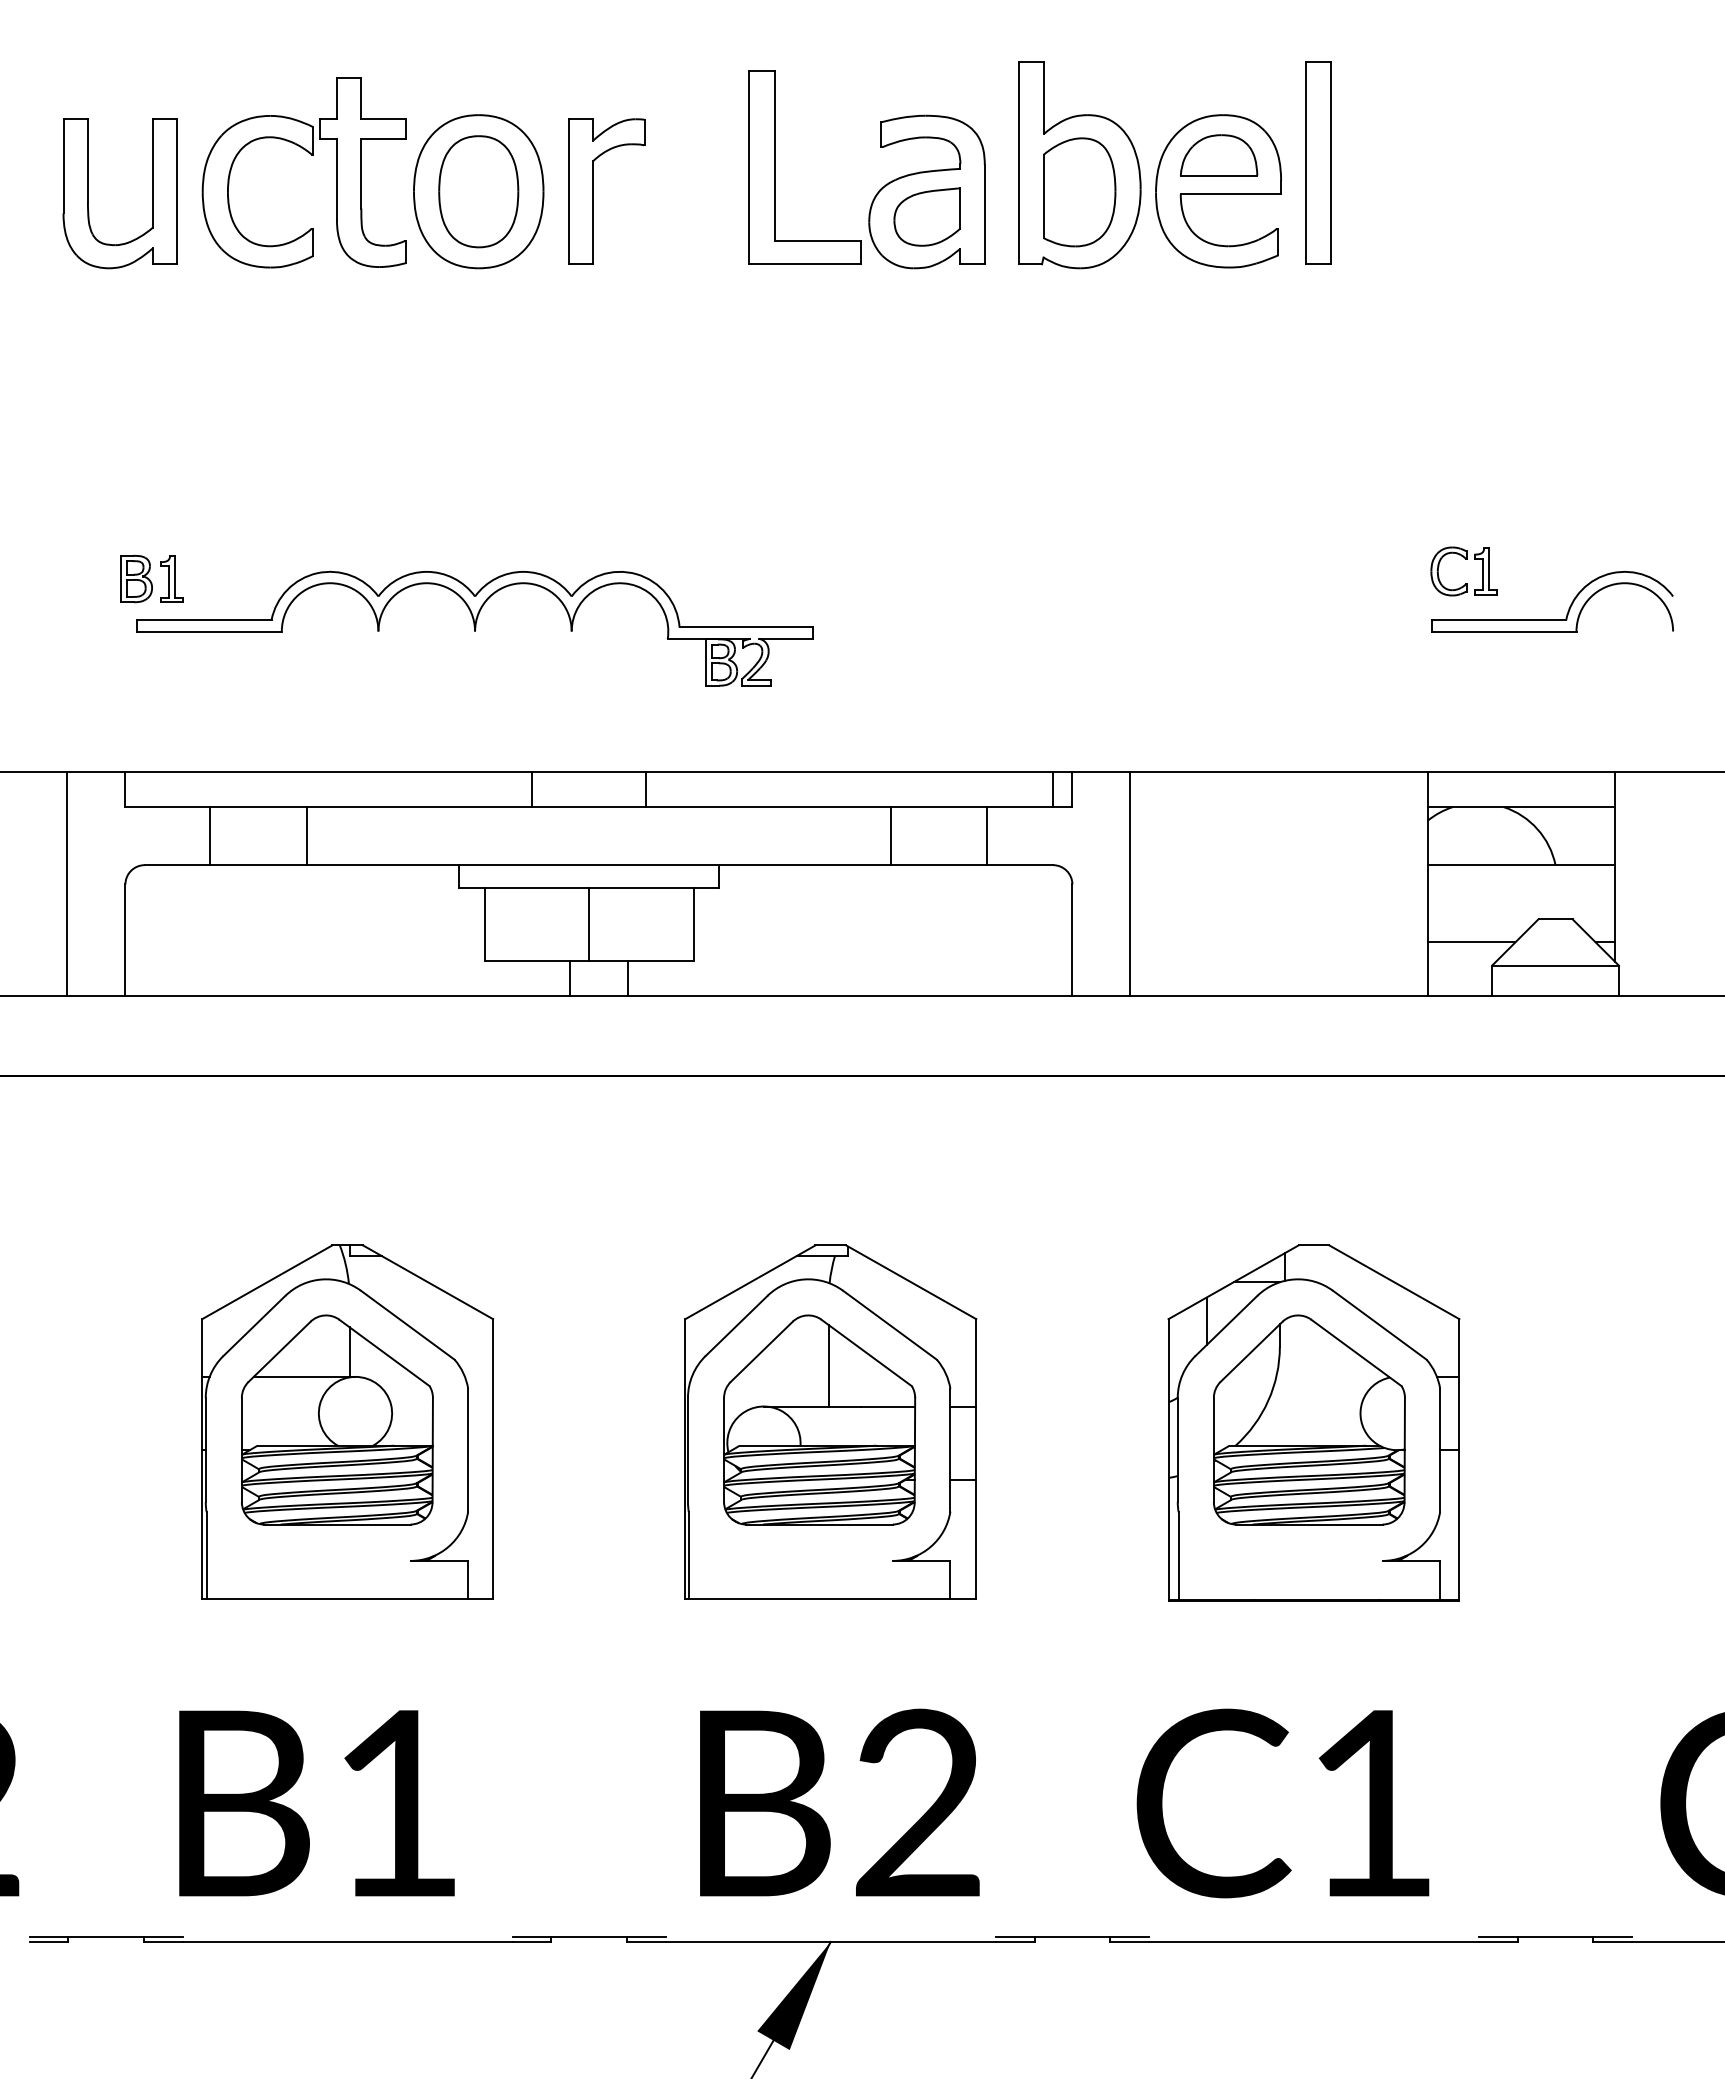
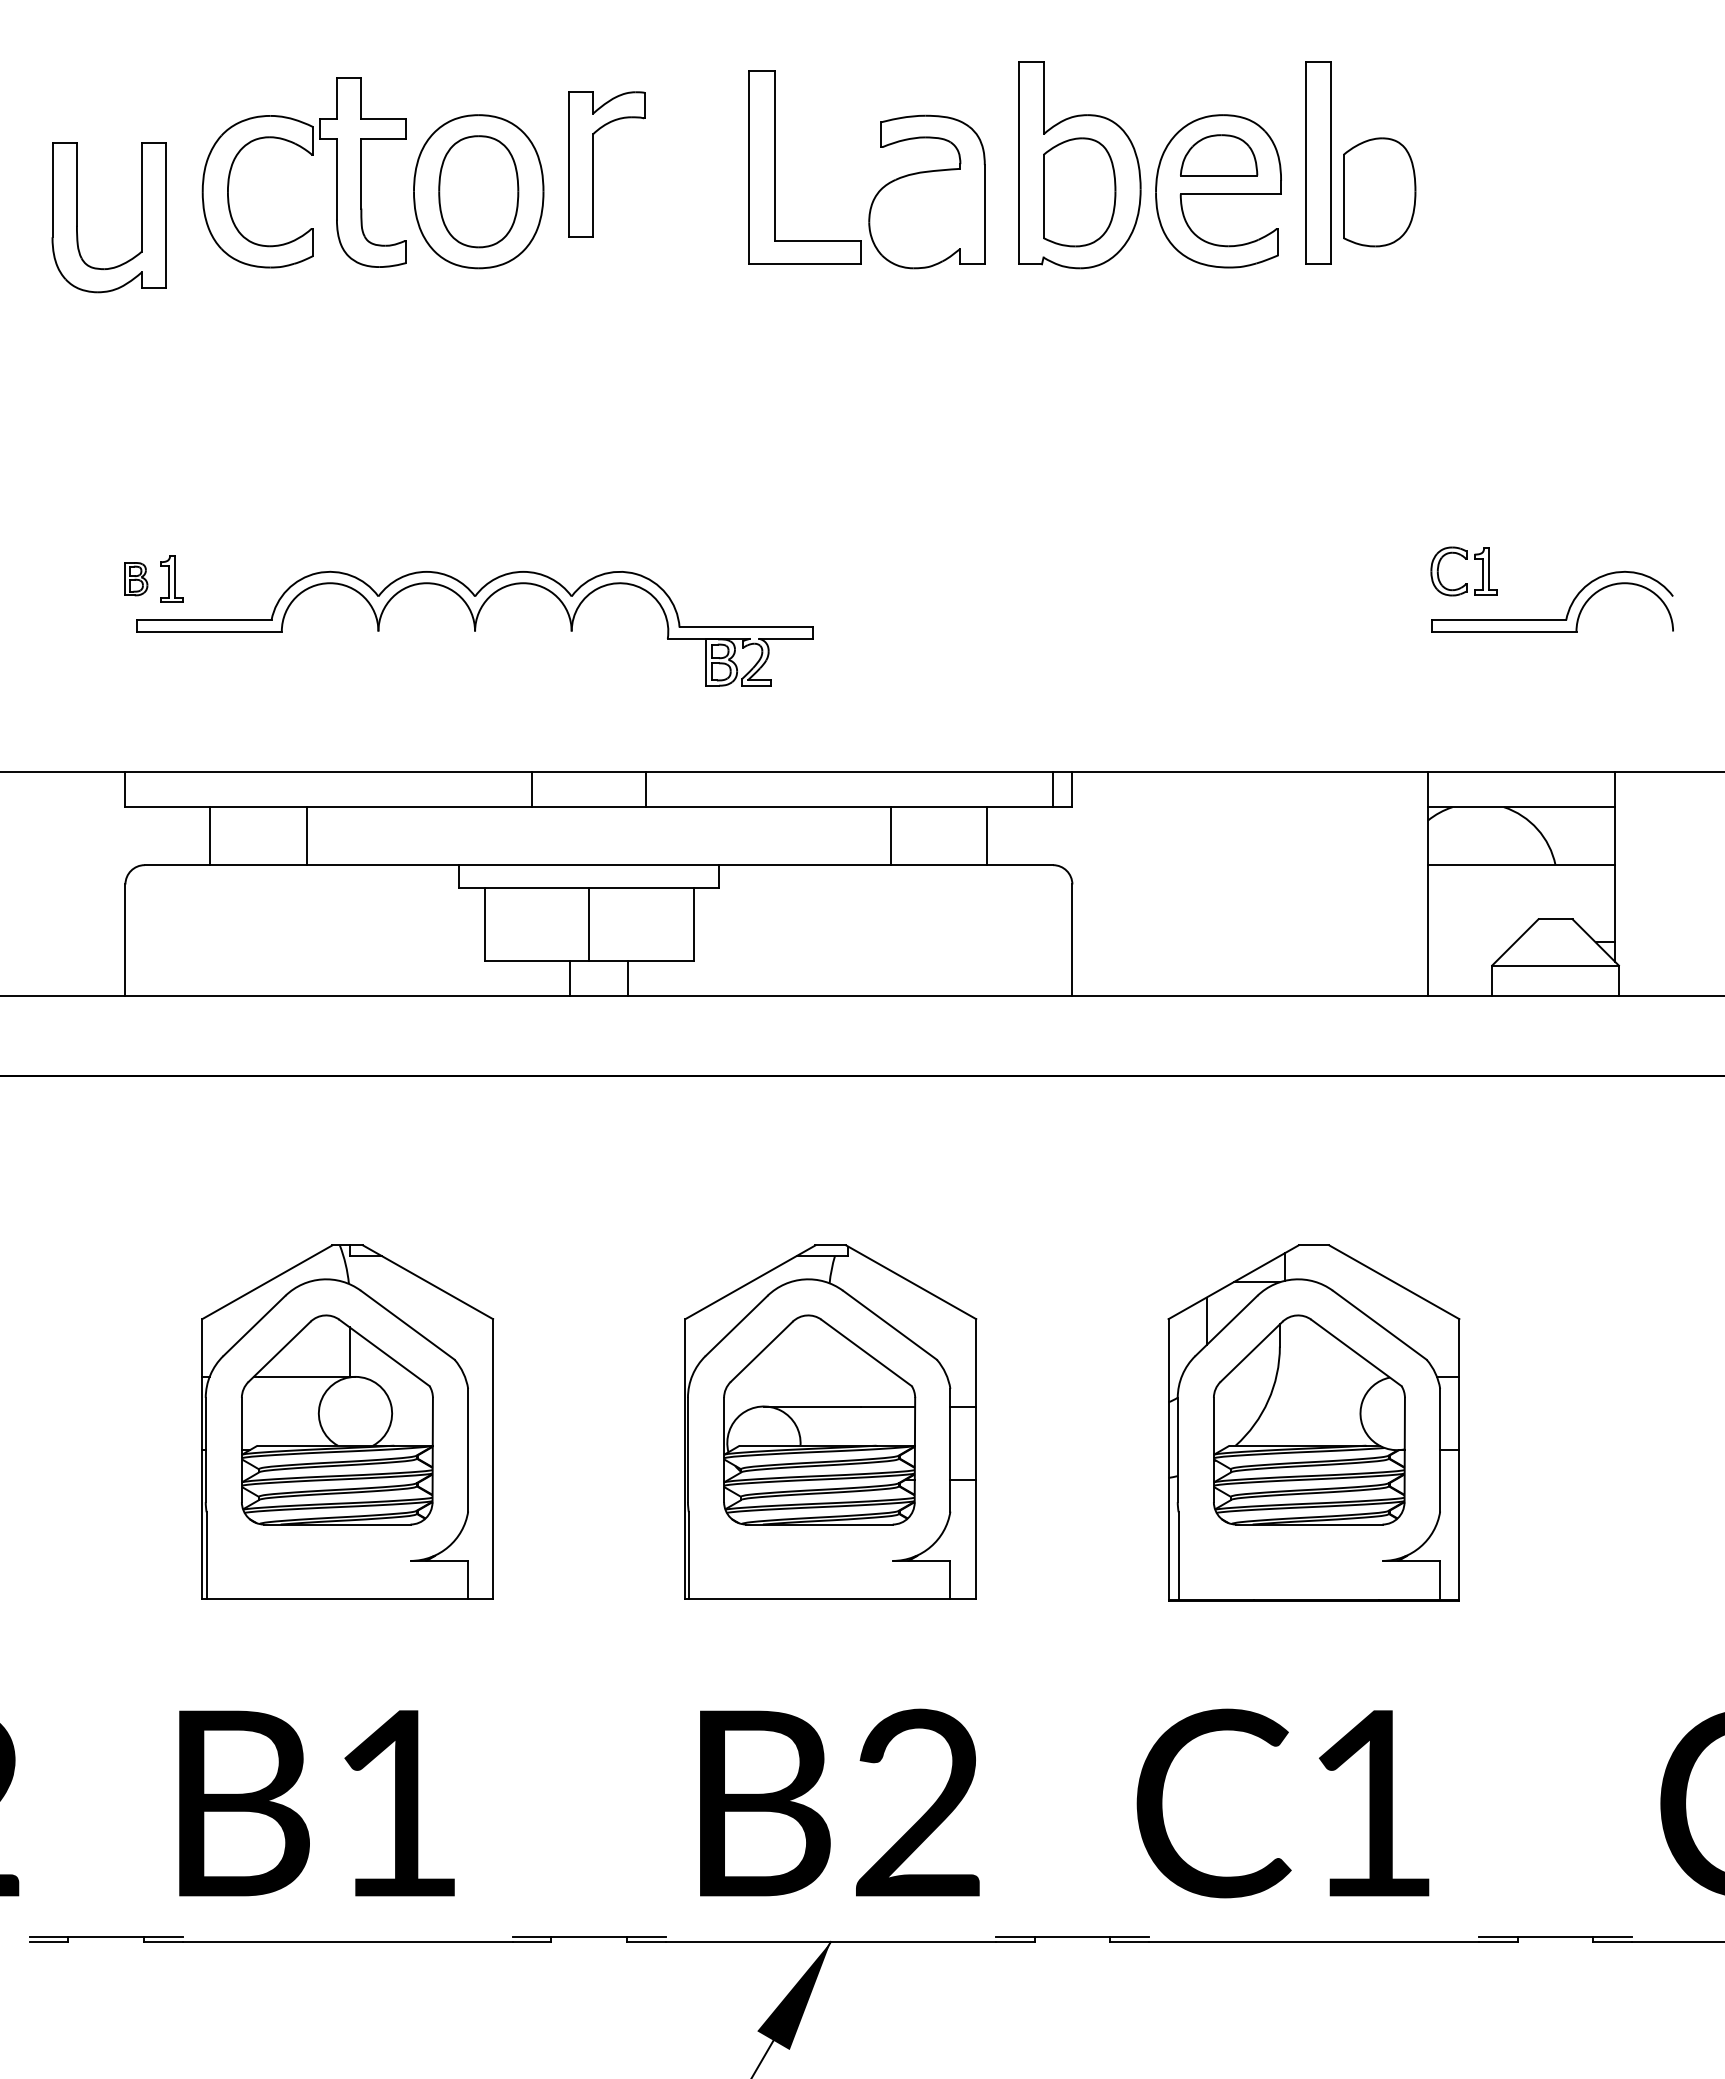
part position: (593, 191) -> (593, 164) (593, 164)
part: none -> present (1379, 192)
part position: (88, 193) -> (77, 217) (77, 217)
part: present -> none (926, 216)
part size: 33x49 px -> 25x35 px (136, 579)
line: present -> none (67, 883)
line: present -> none (1130, 883)
line: present -> none (1471, 942)
line: present -> none (828, 1365)
